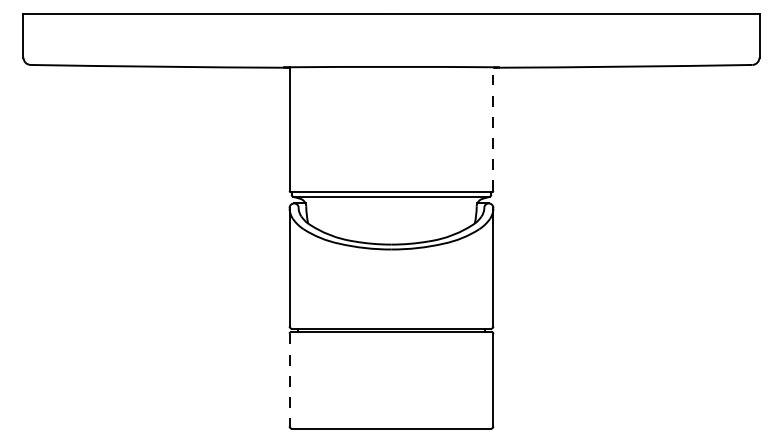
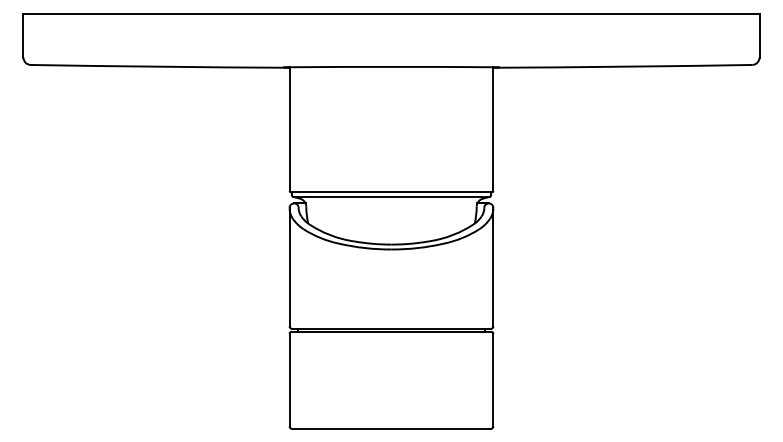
line: dashed -> solid (493, 129)
line: dashed -> solid (289, 380)
